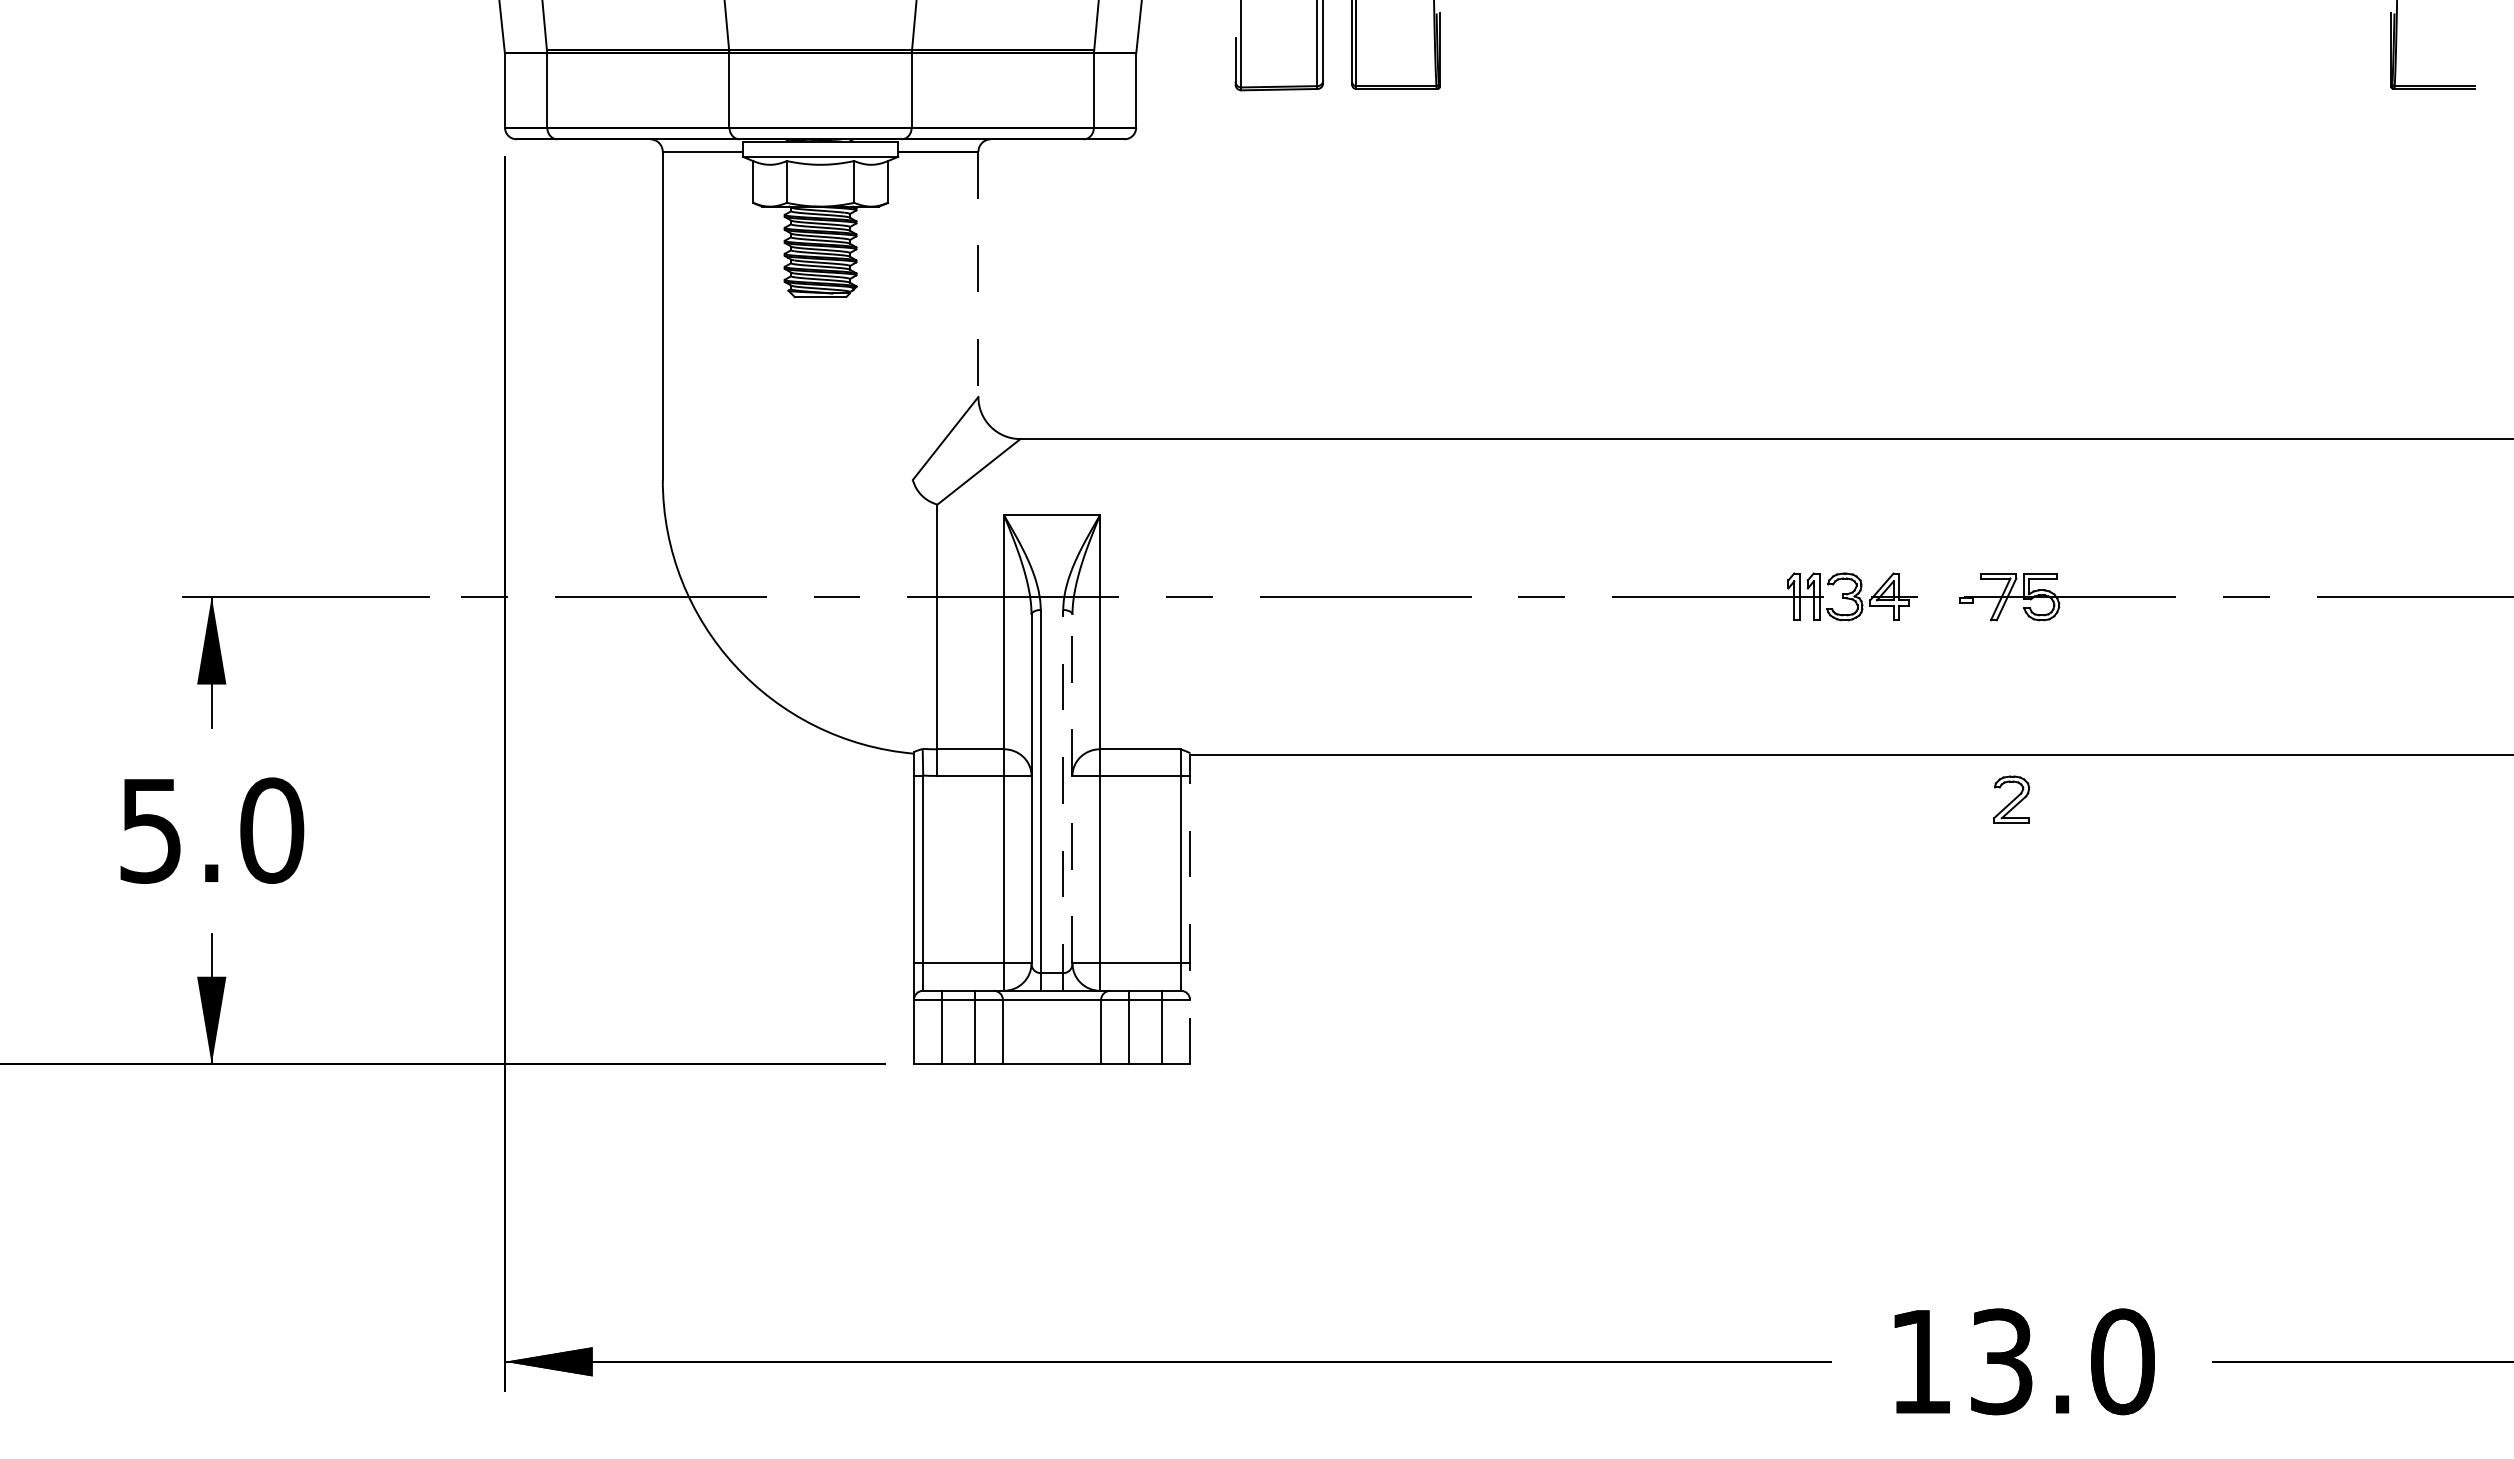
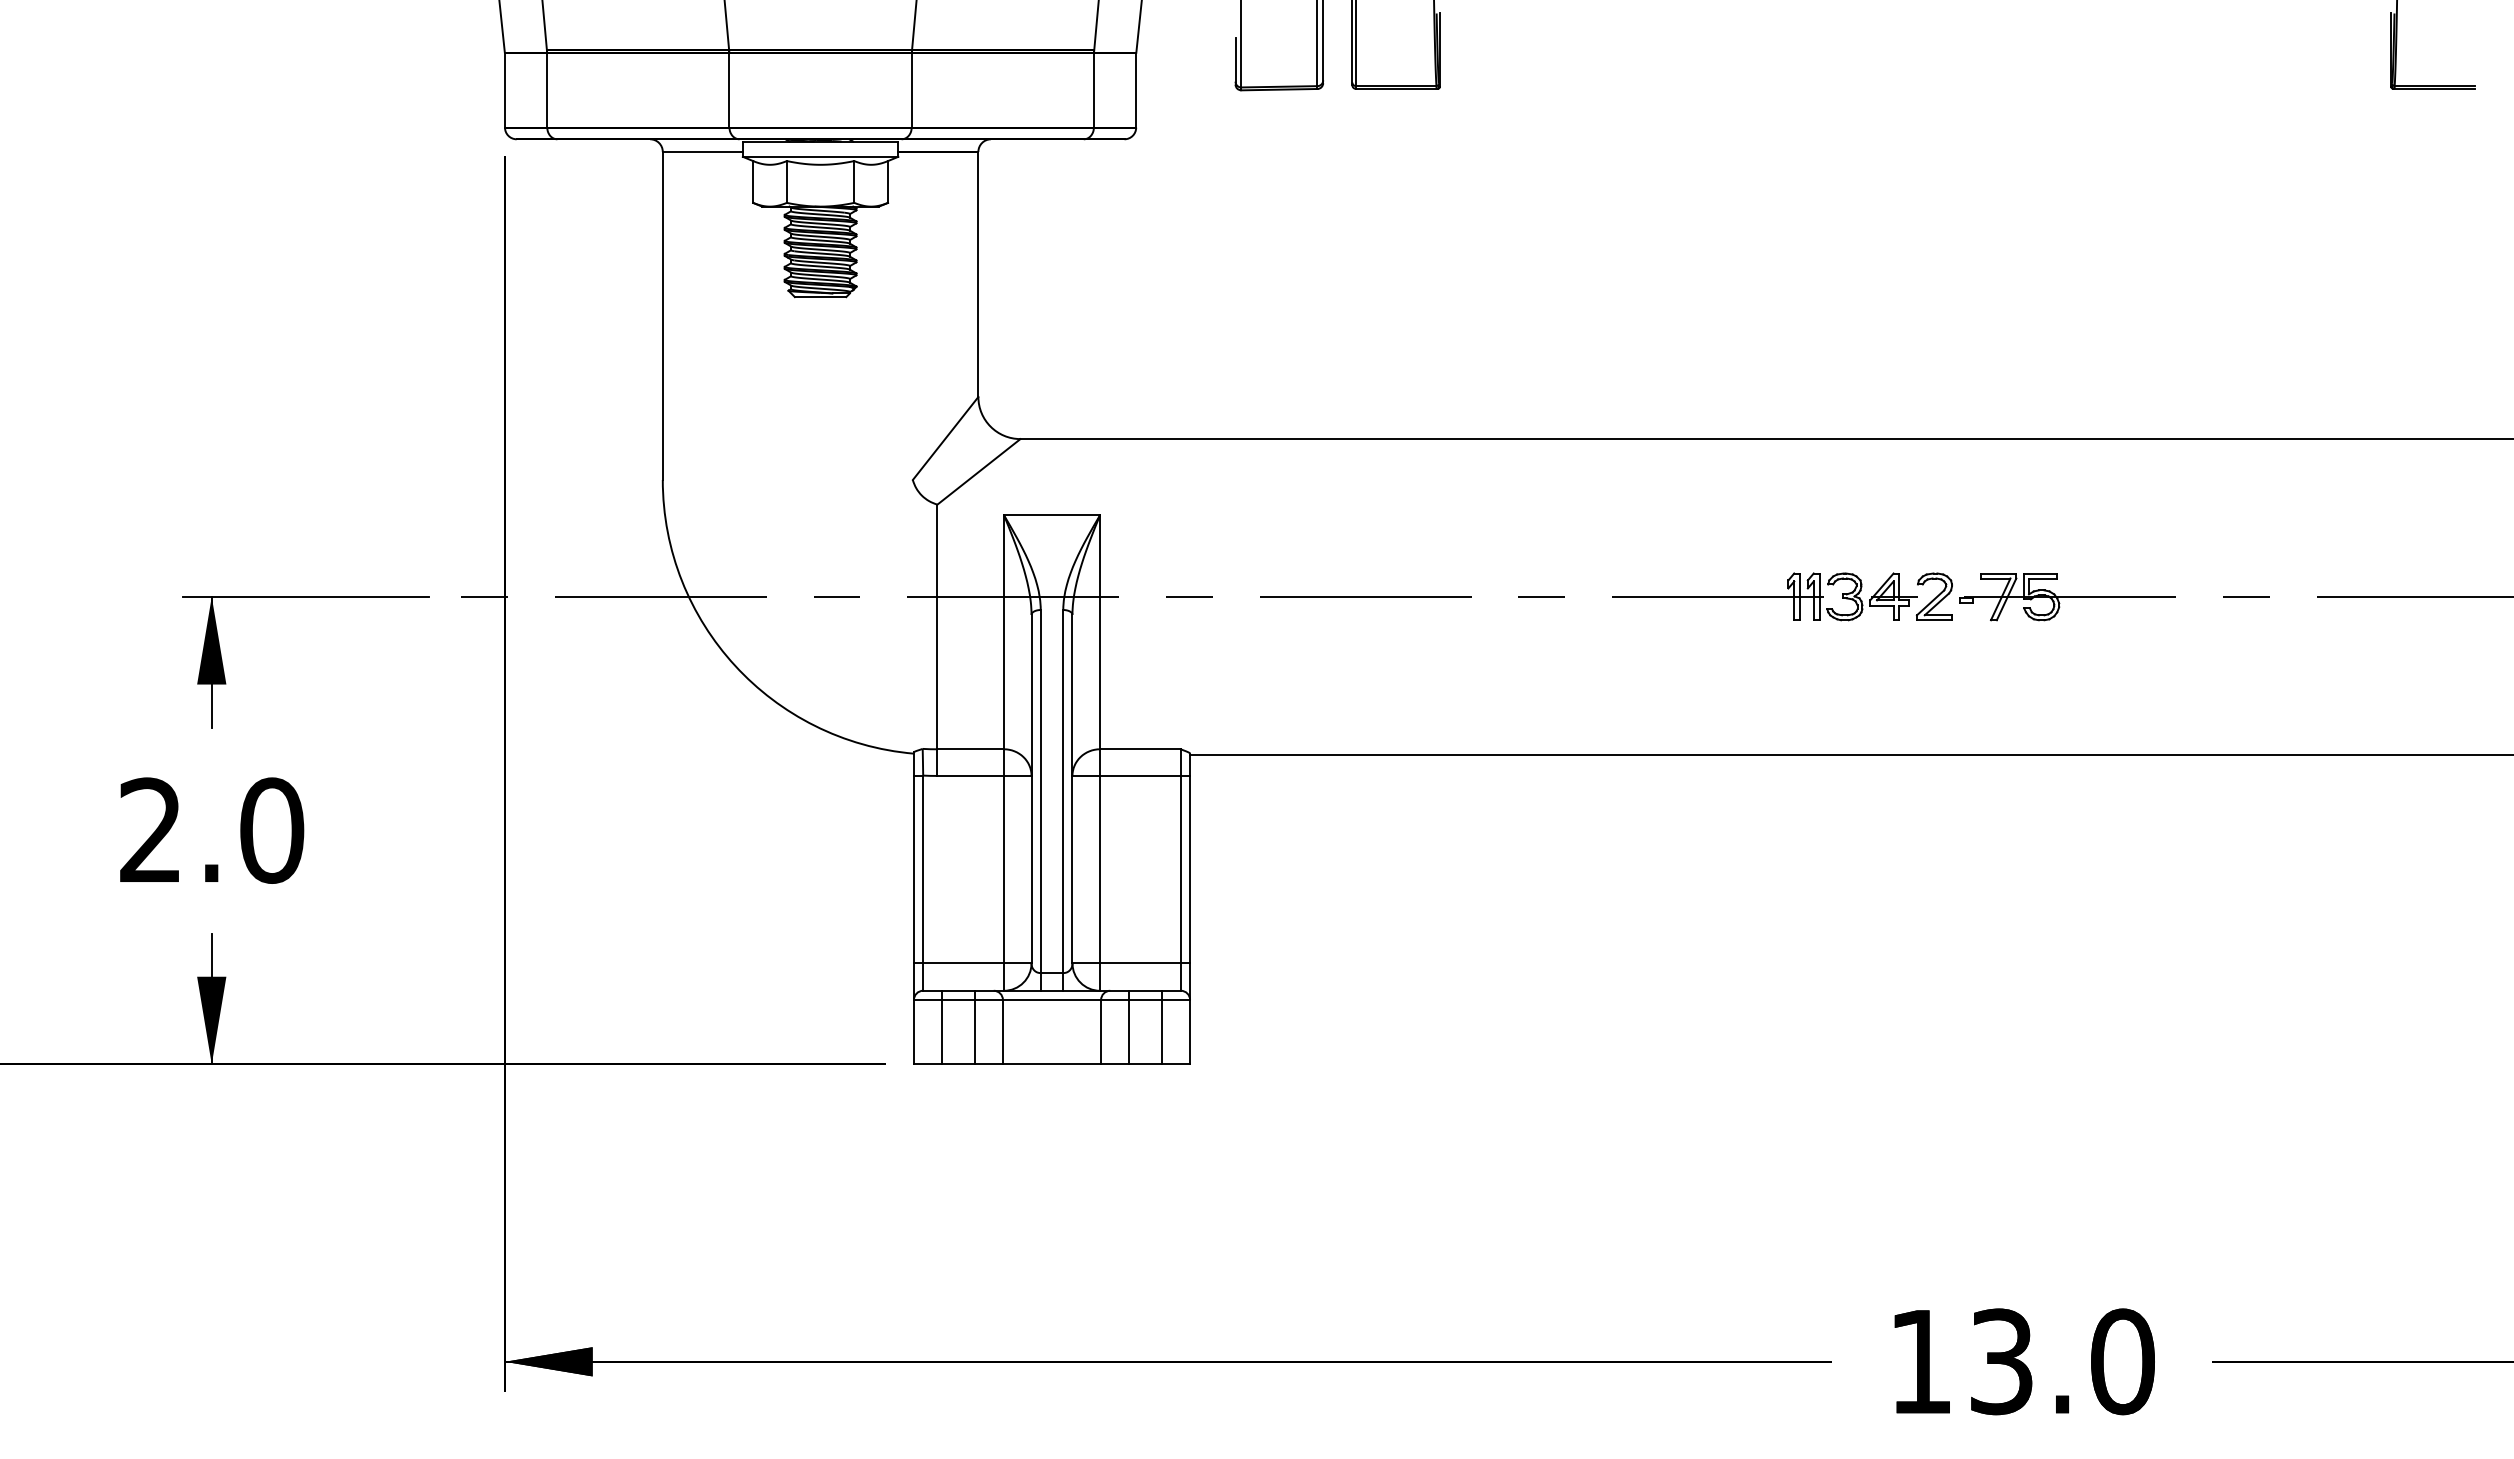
line: dashed -> solid (978, 274)
line: dashed -> solid (1072, 788)
line: dashed -> solid (1063, 799)
part position: (2010, 799) -> (1933, 596) (1933, 596)
text: 5.0 -> 2.0 (150, 830)
line: dashed -> solid (1190, 908)
